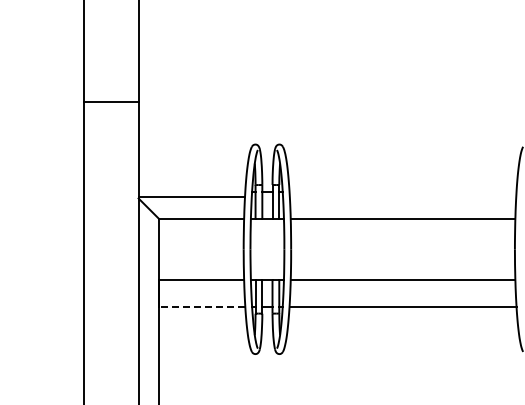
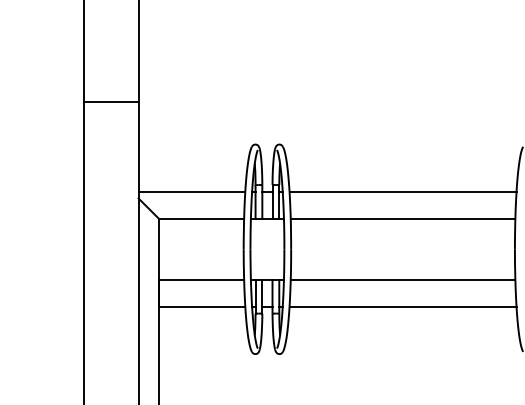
line: none -> present (402, 191)
line position: (191, 196) -> (191, 191) (191, 191)
line: dashed -> solid (201, 306)
